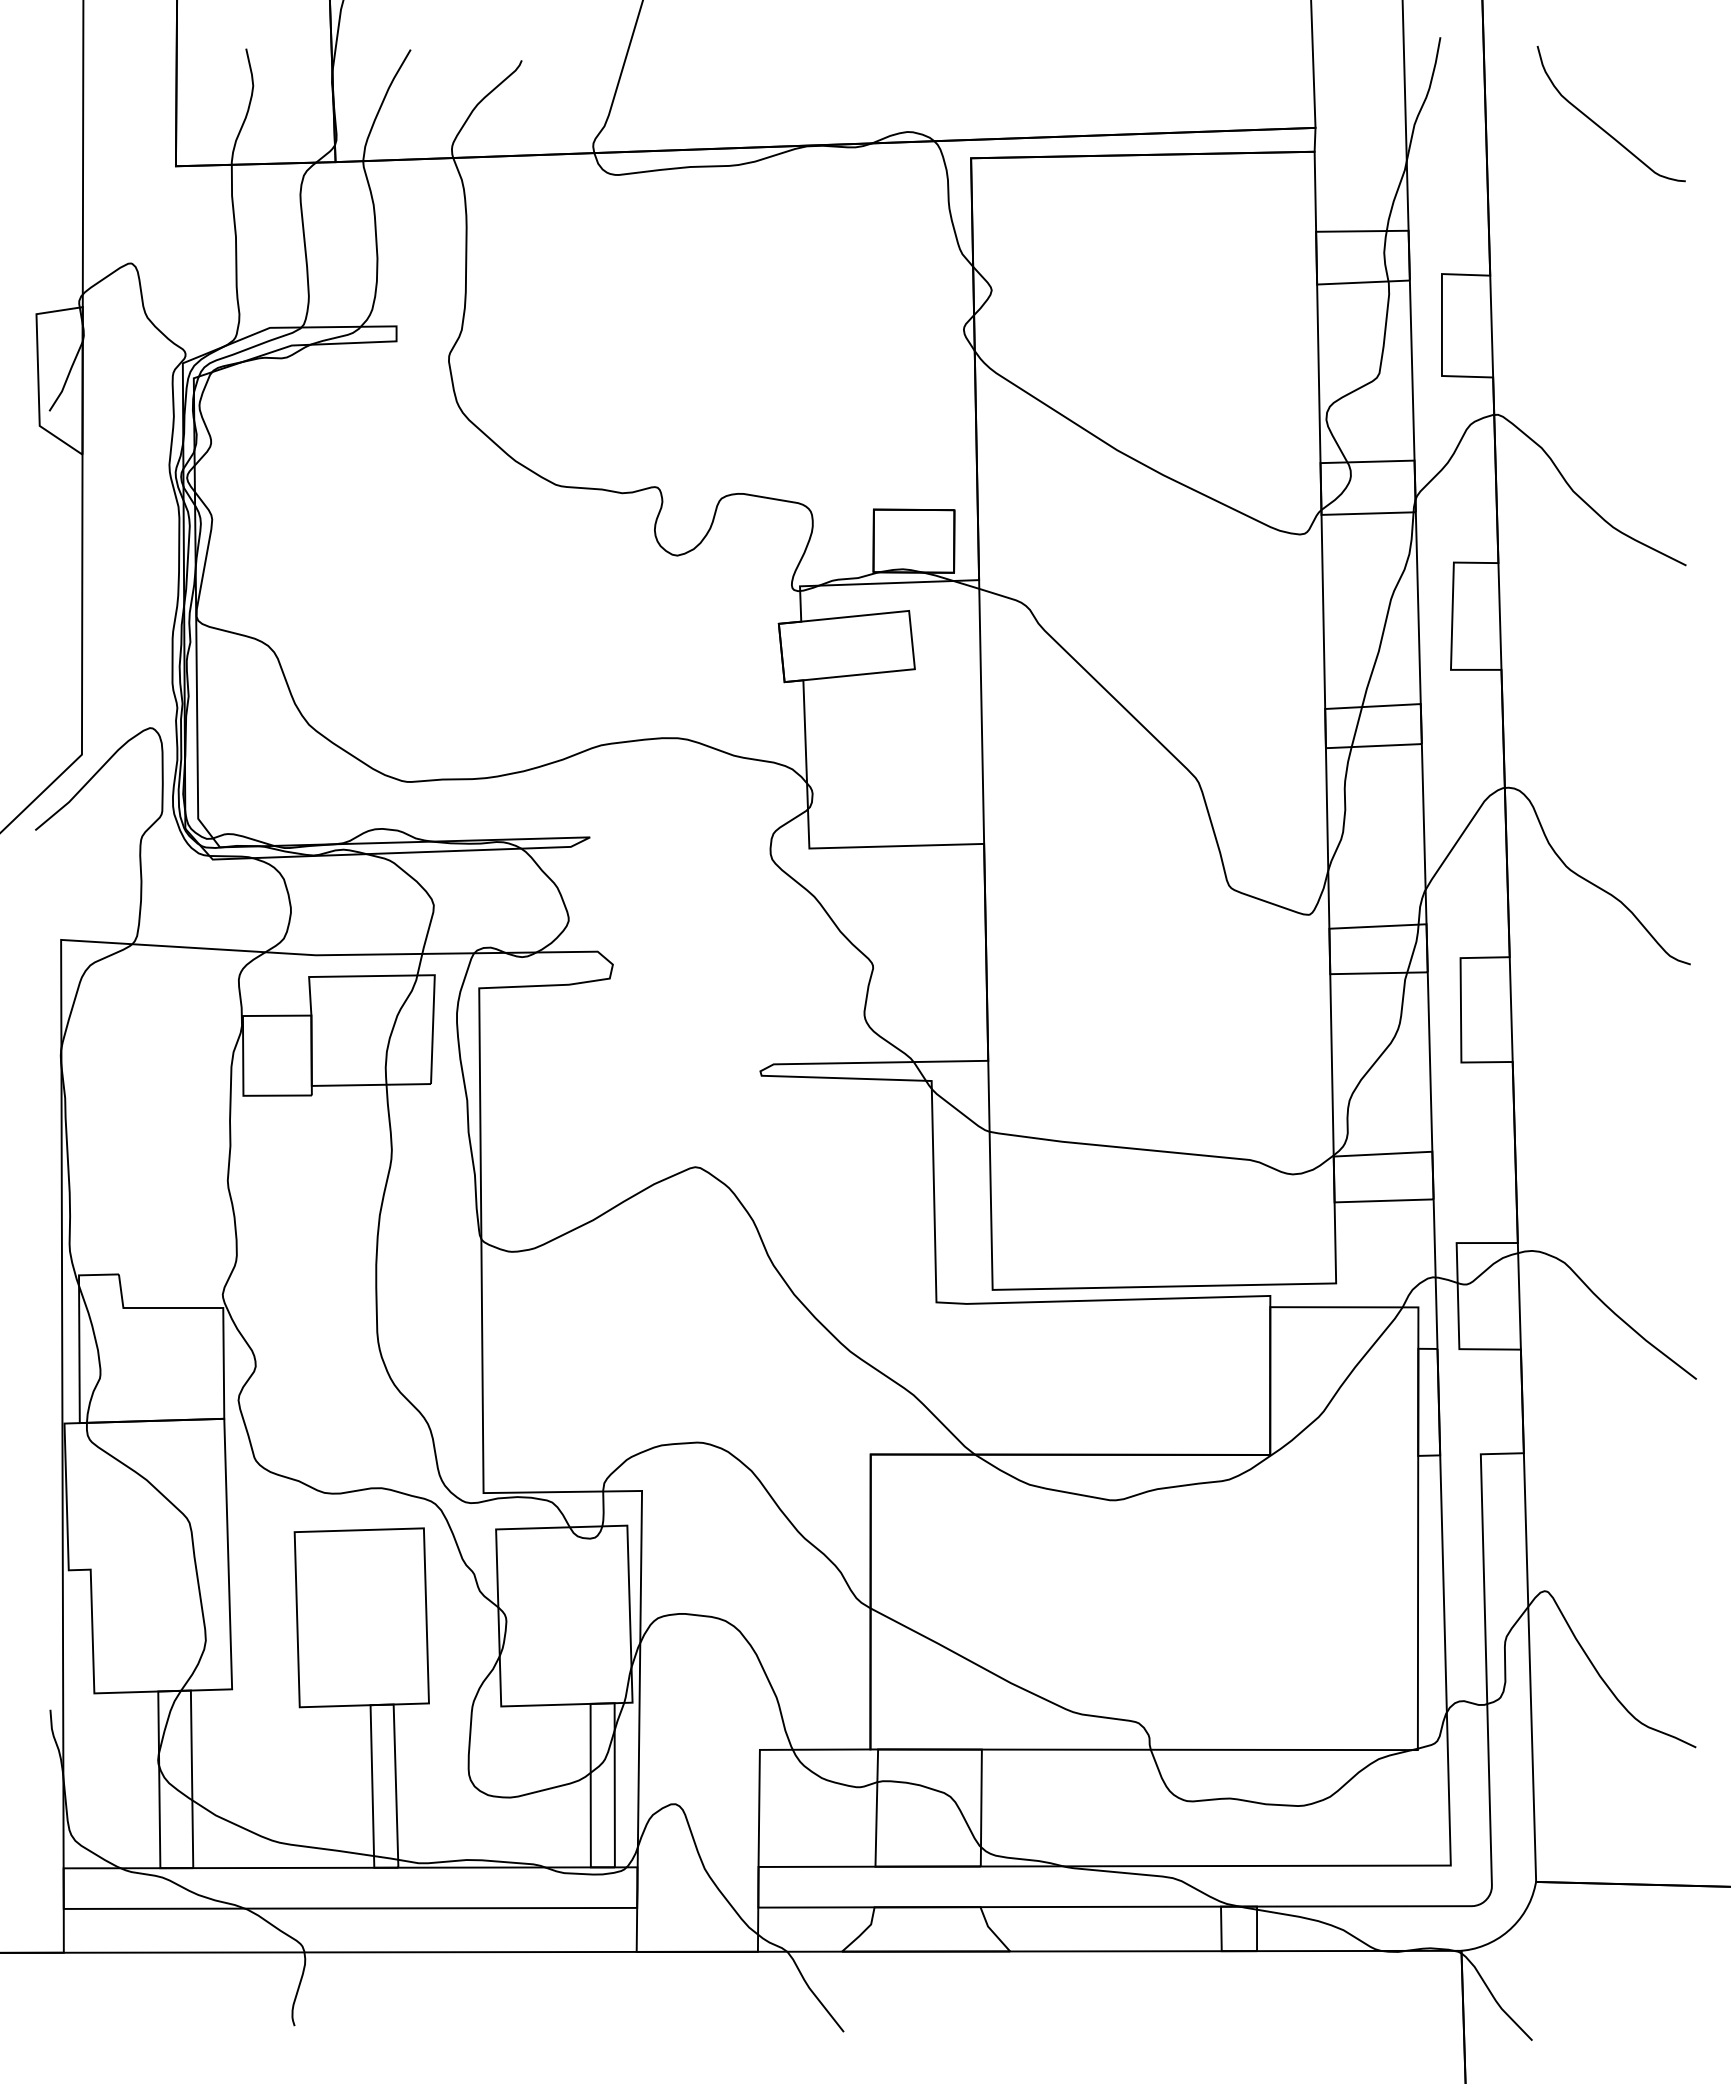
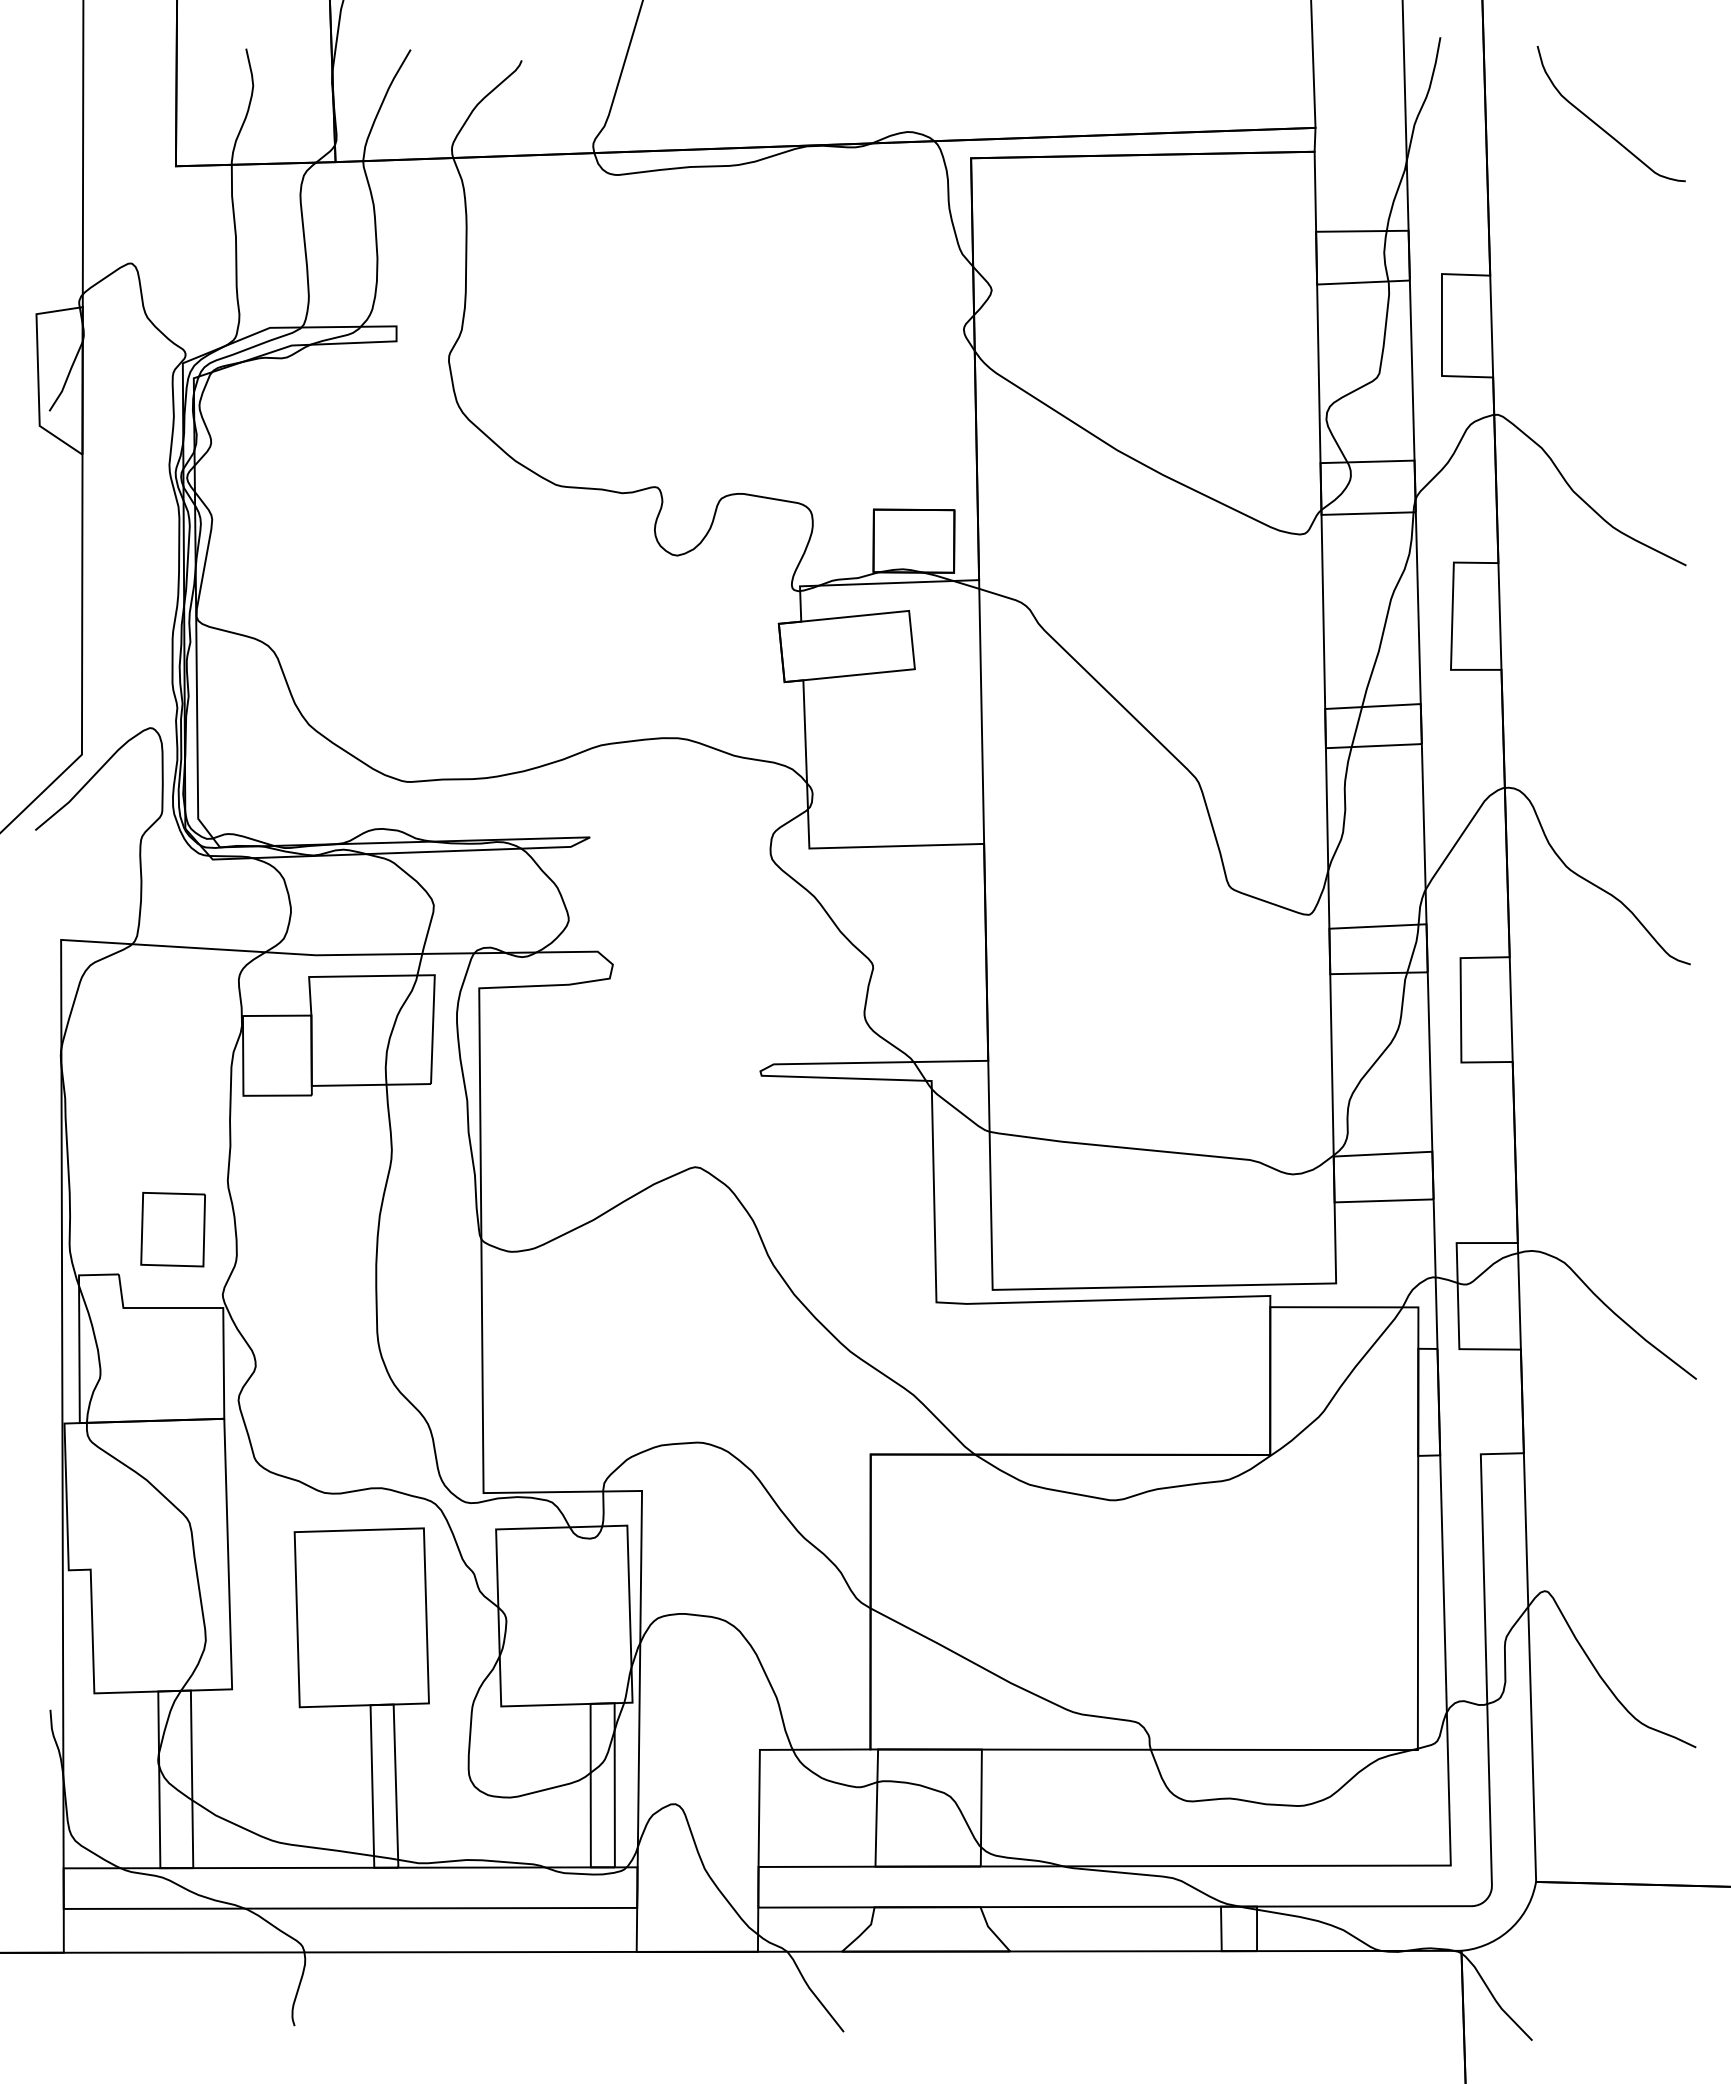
part: none -> present (172, 1229)
